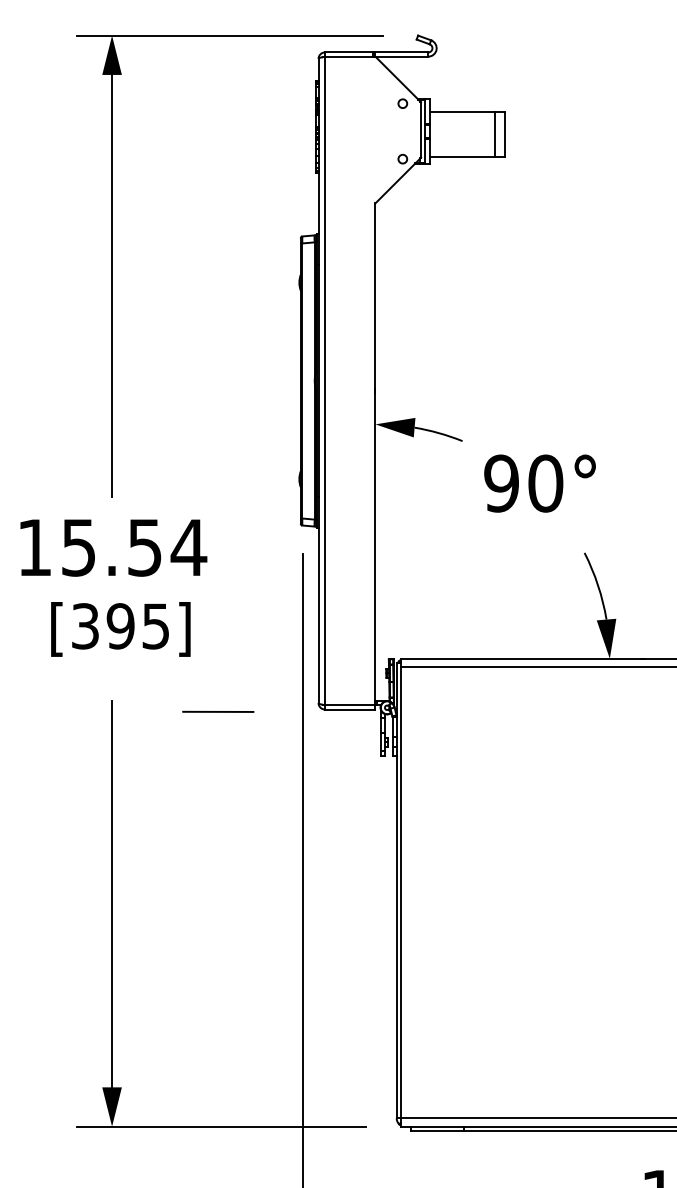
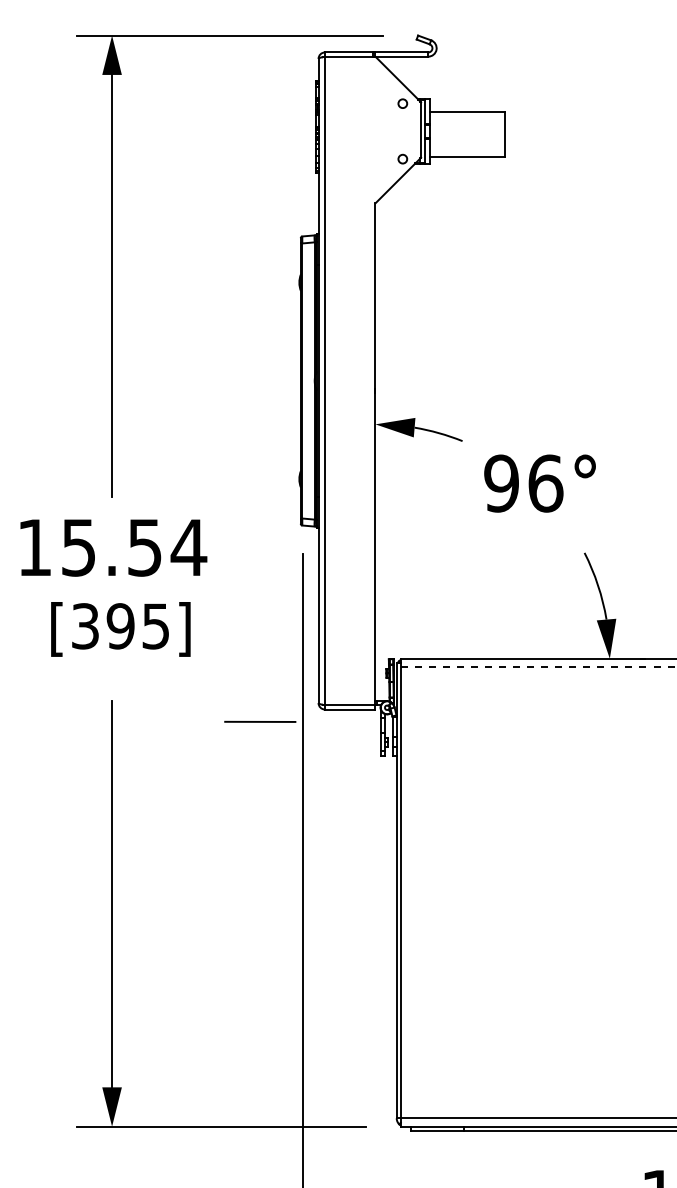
line: present -> none (494, 134)
text: 90° -> 96° (545, 483)
line: solid -> dashed (538, 667)
line position: (218, 711) -> (260, 721) (260, 721)
